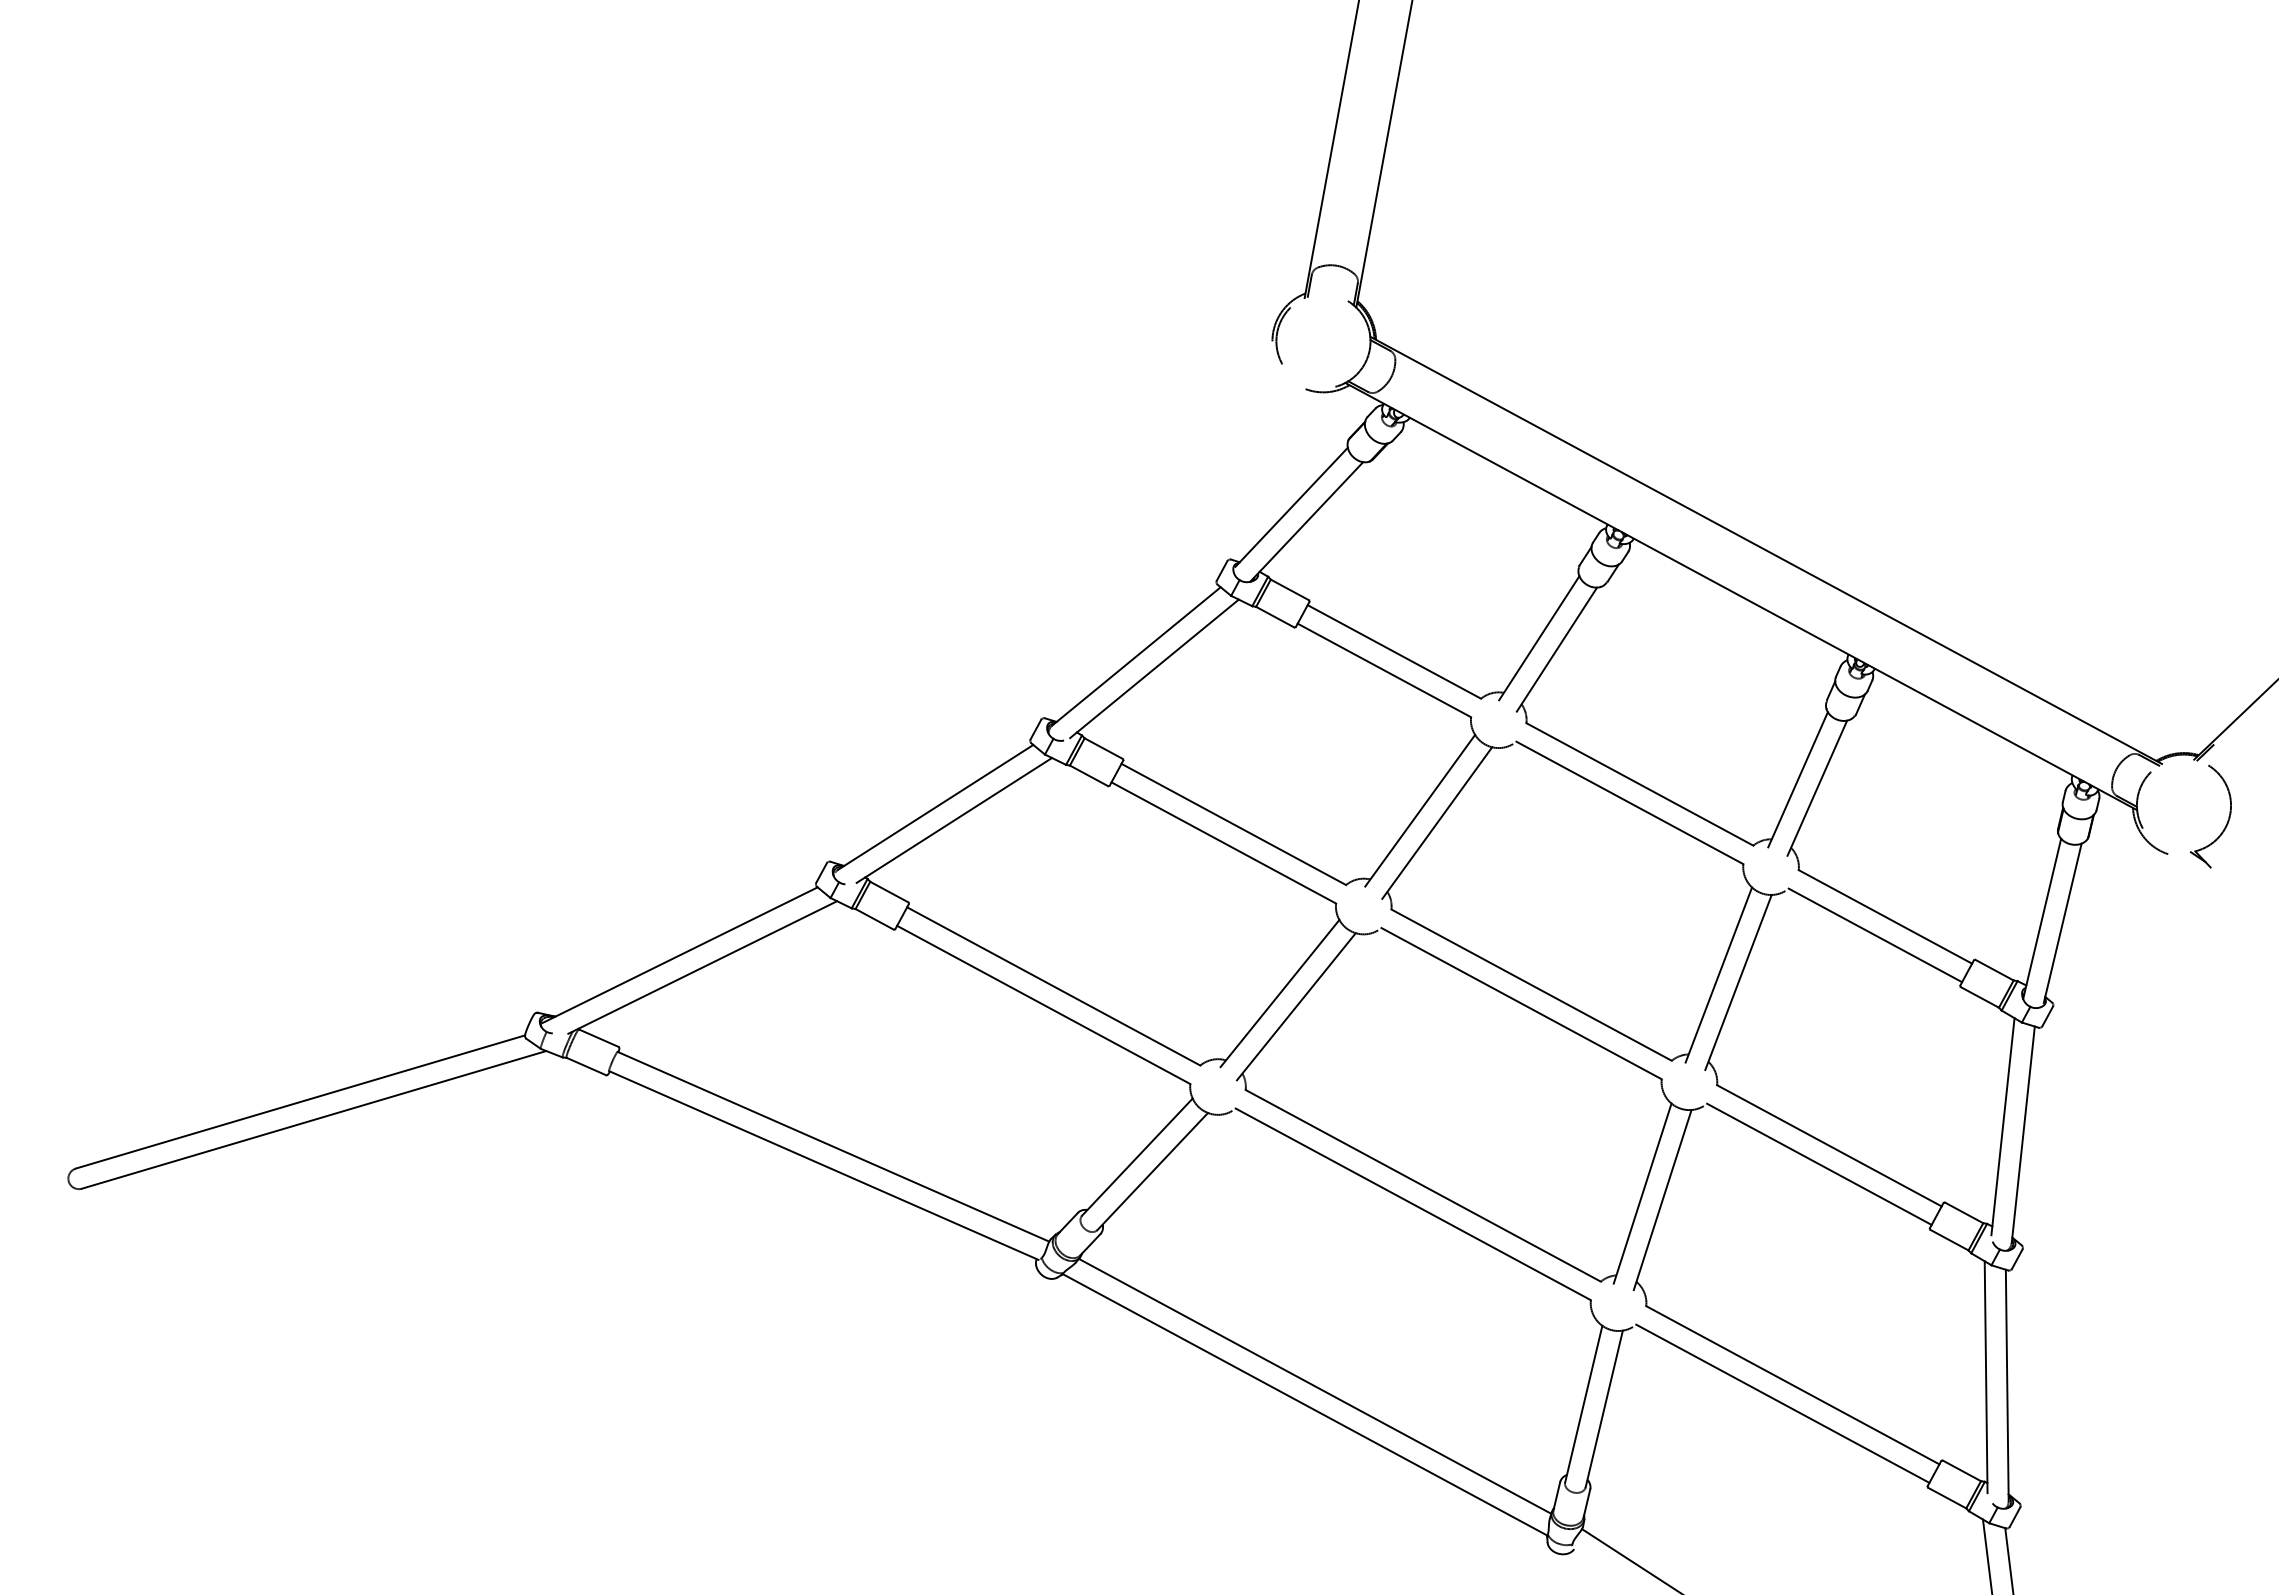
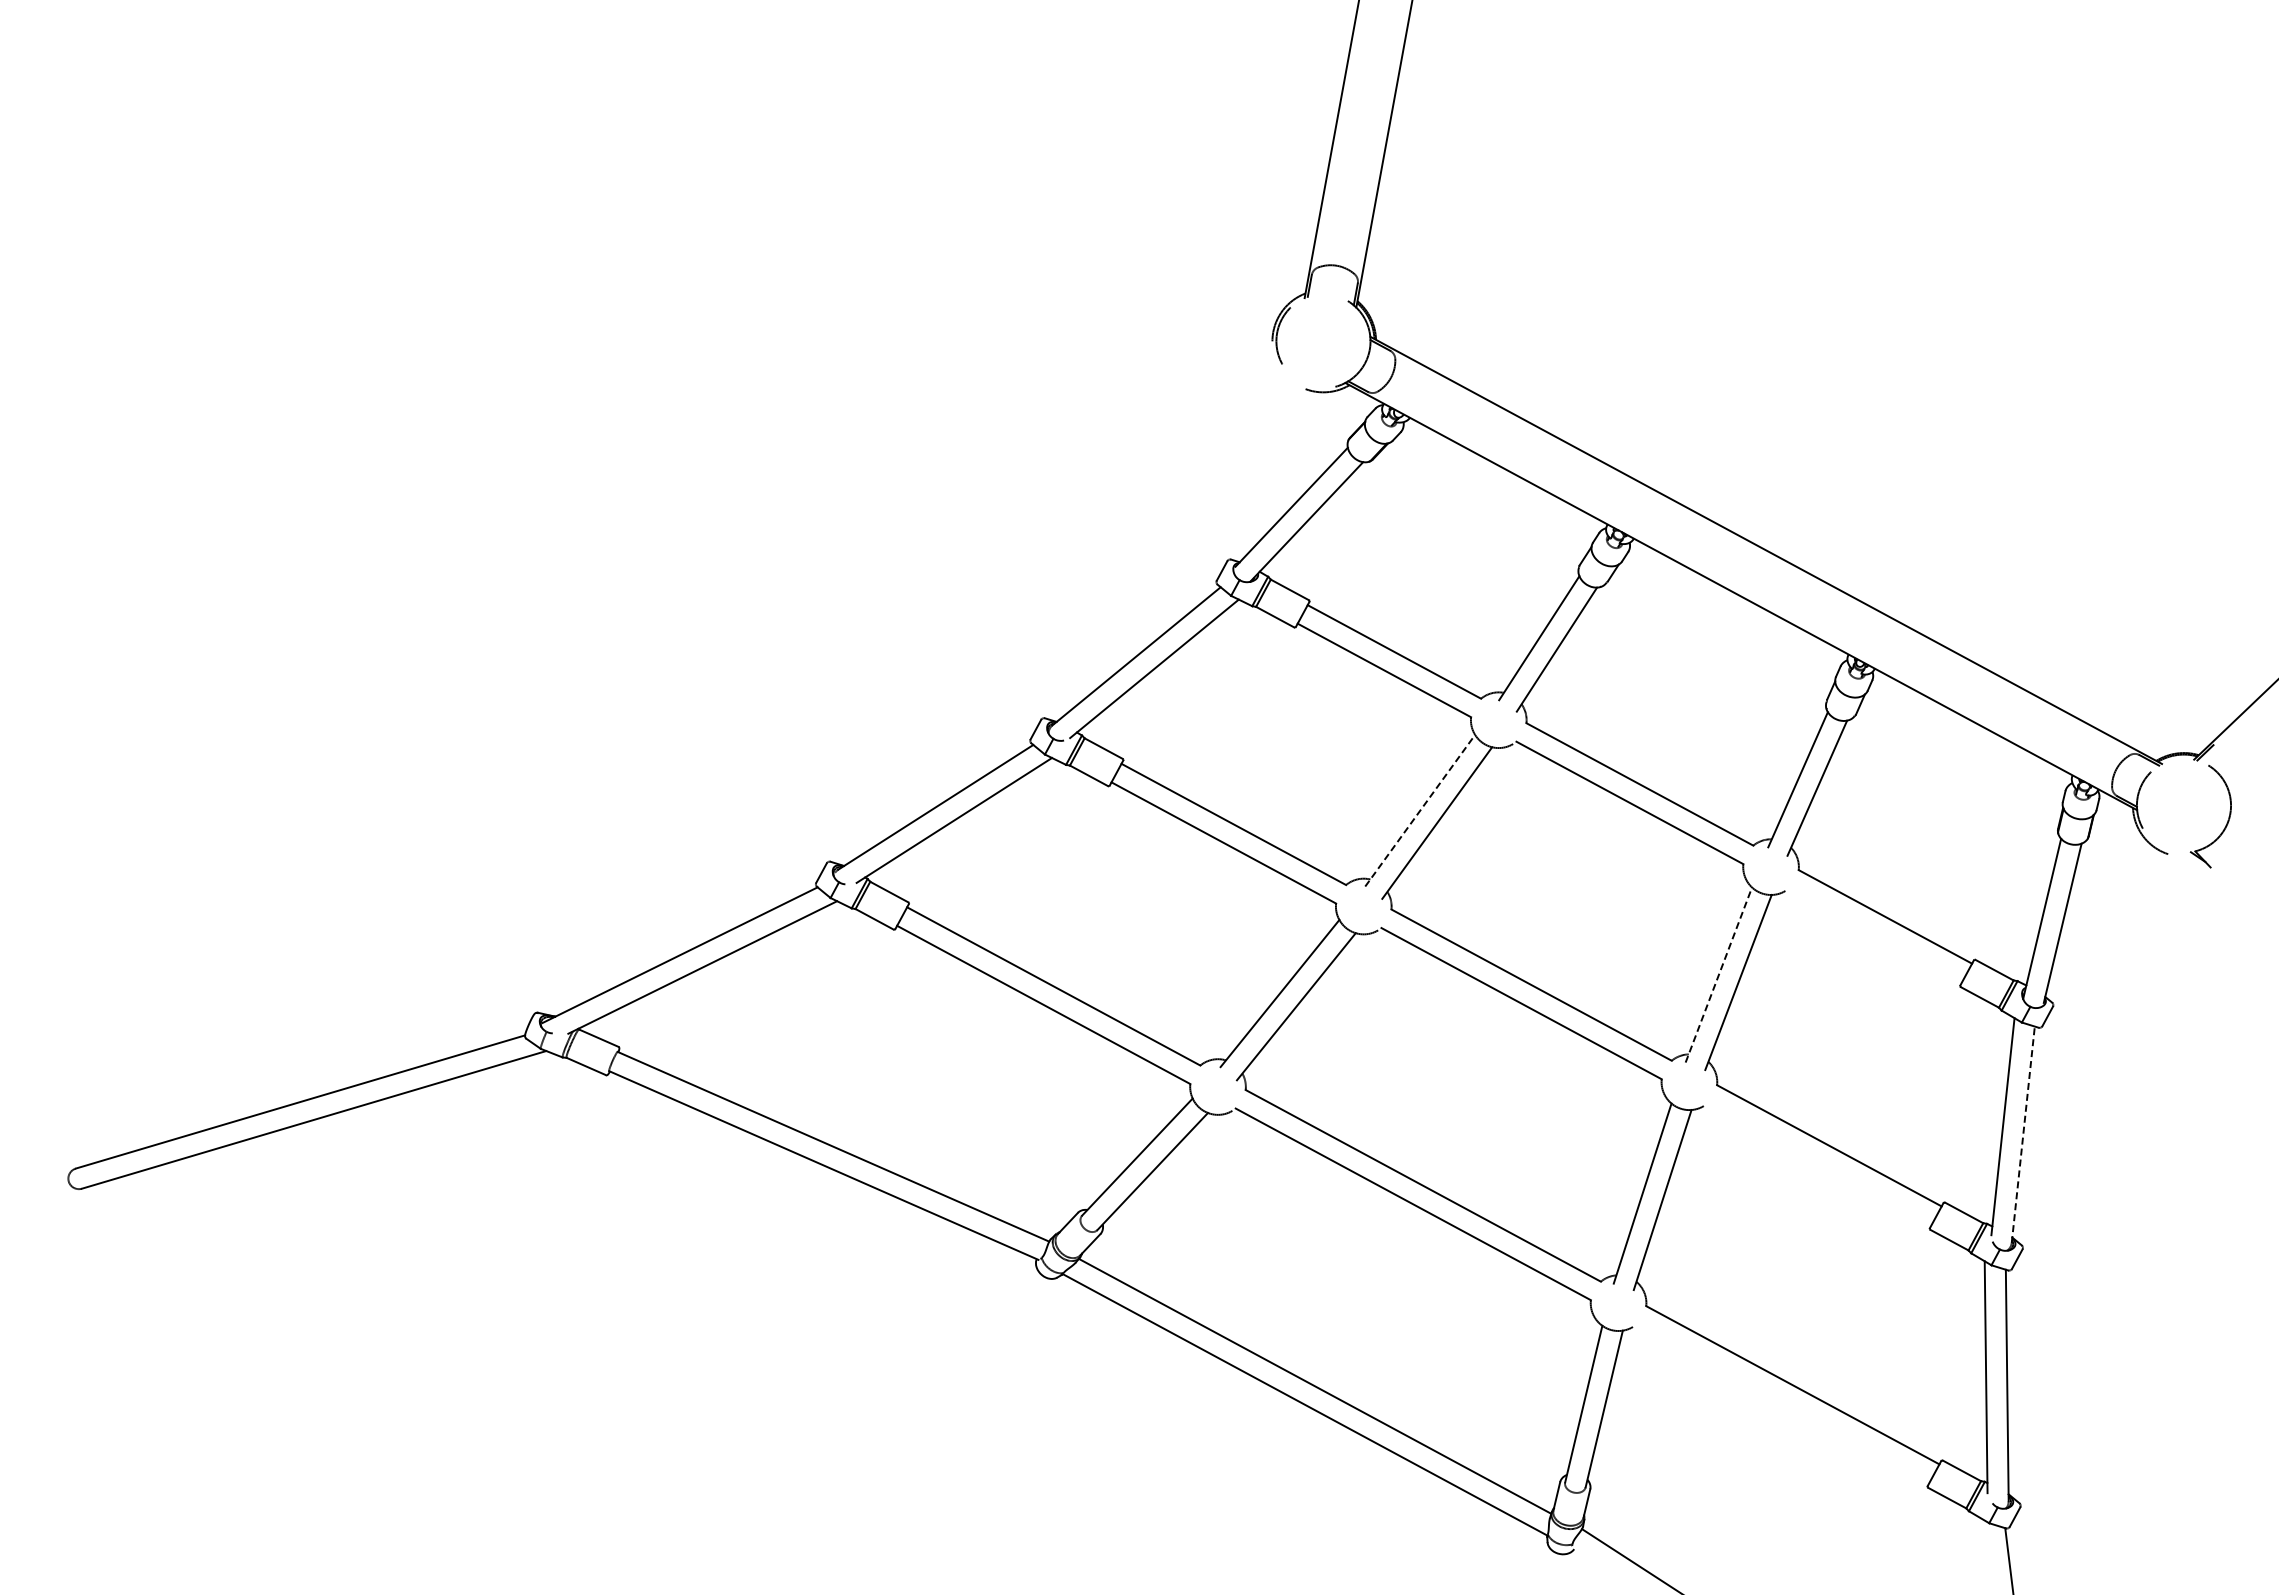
line: solid -> dashed (1420, 810)
line: present -> none (1875, 935)
line: solid -> dashed (1718, 975)
line: solid -> dashed (2023, 1134)
line: present -> none (1819, 1163)
line: present -> none (1782, 1403)
line: present -> none (1986, 1555)
